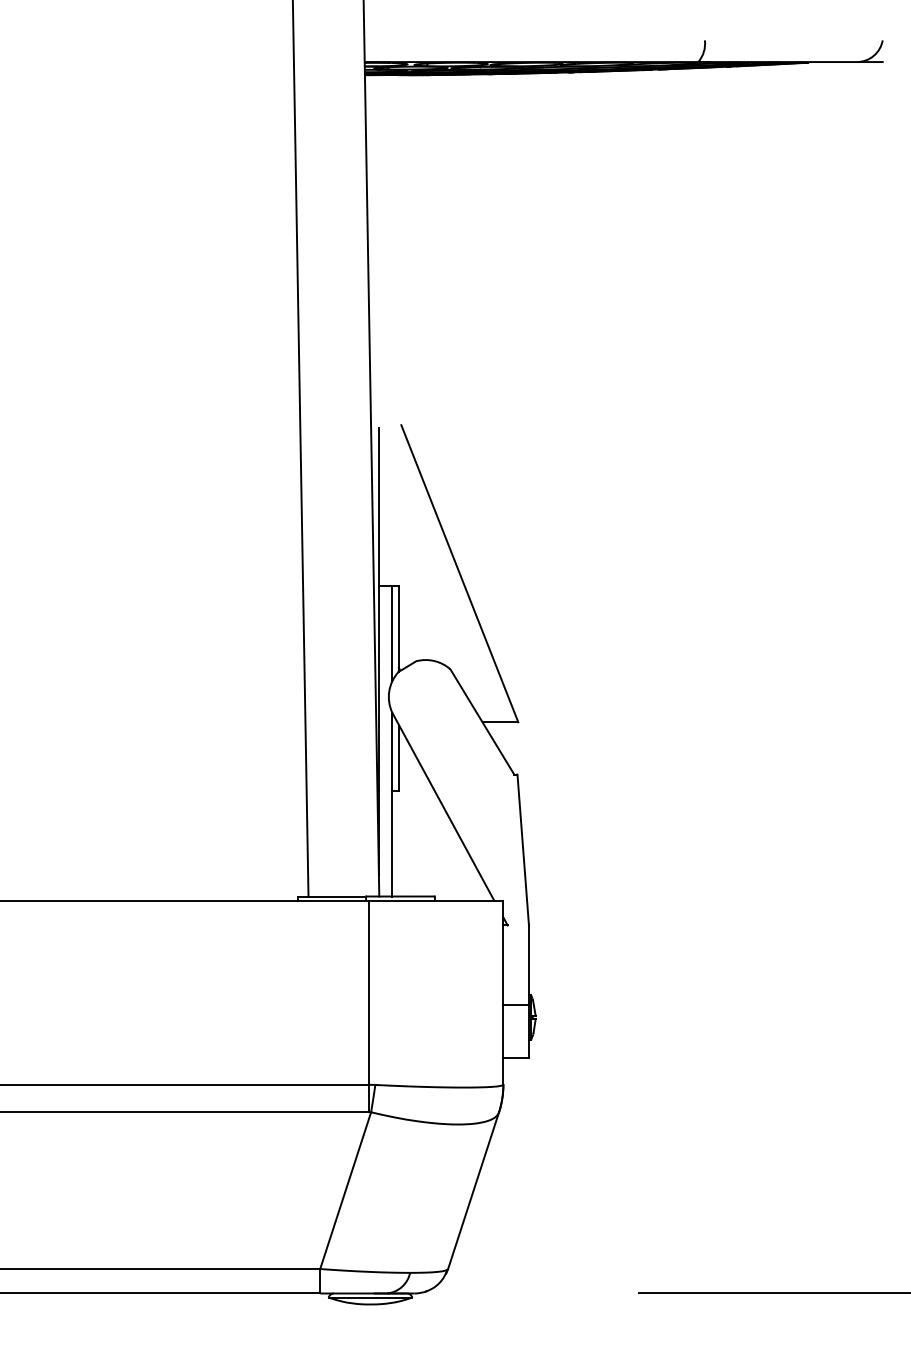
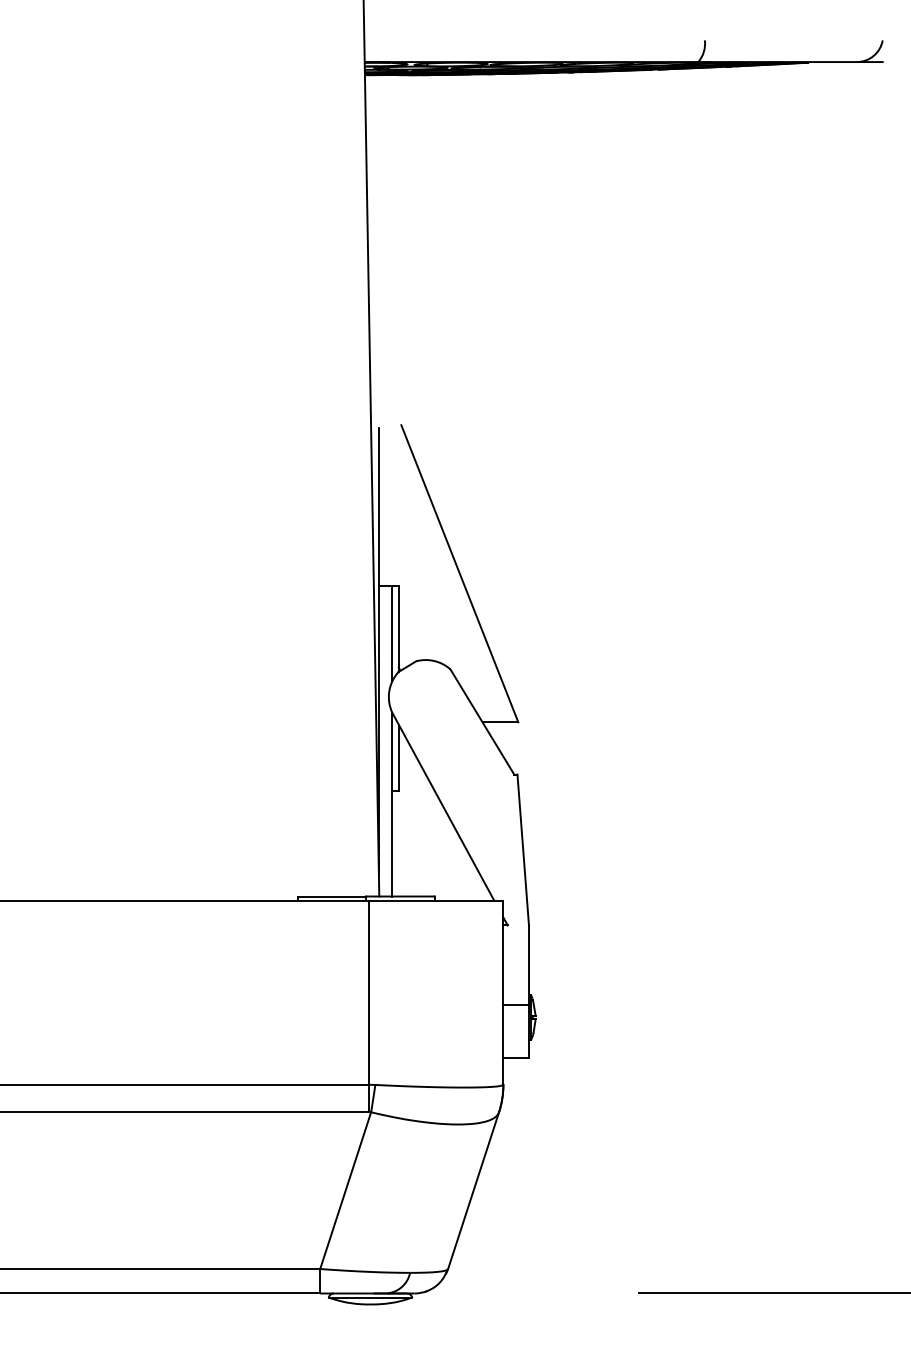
line: present -> none (300, 449)
